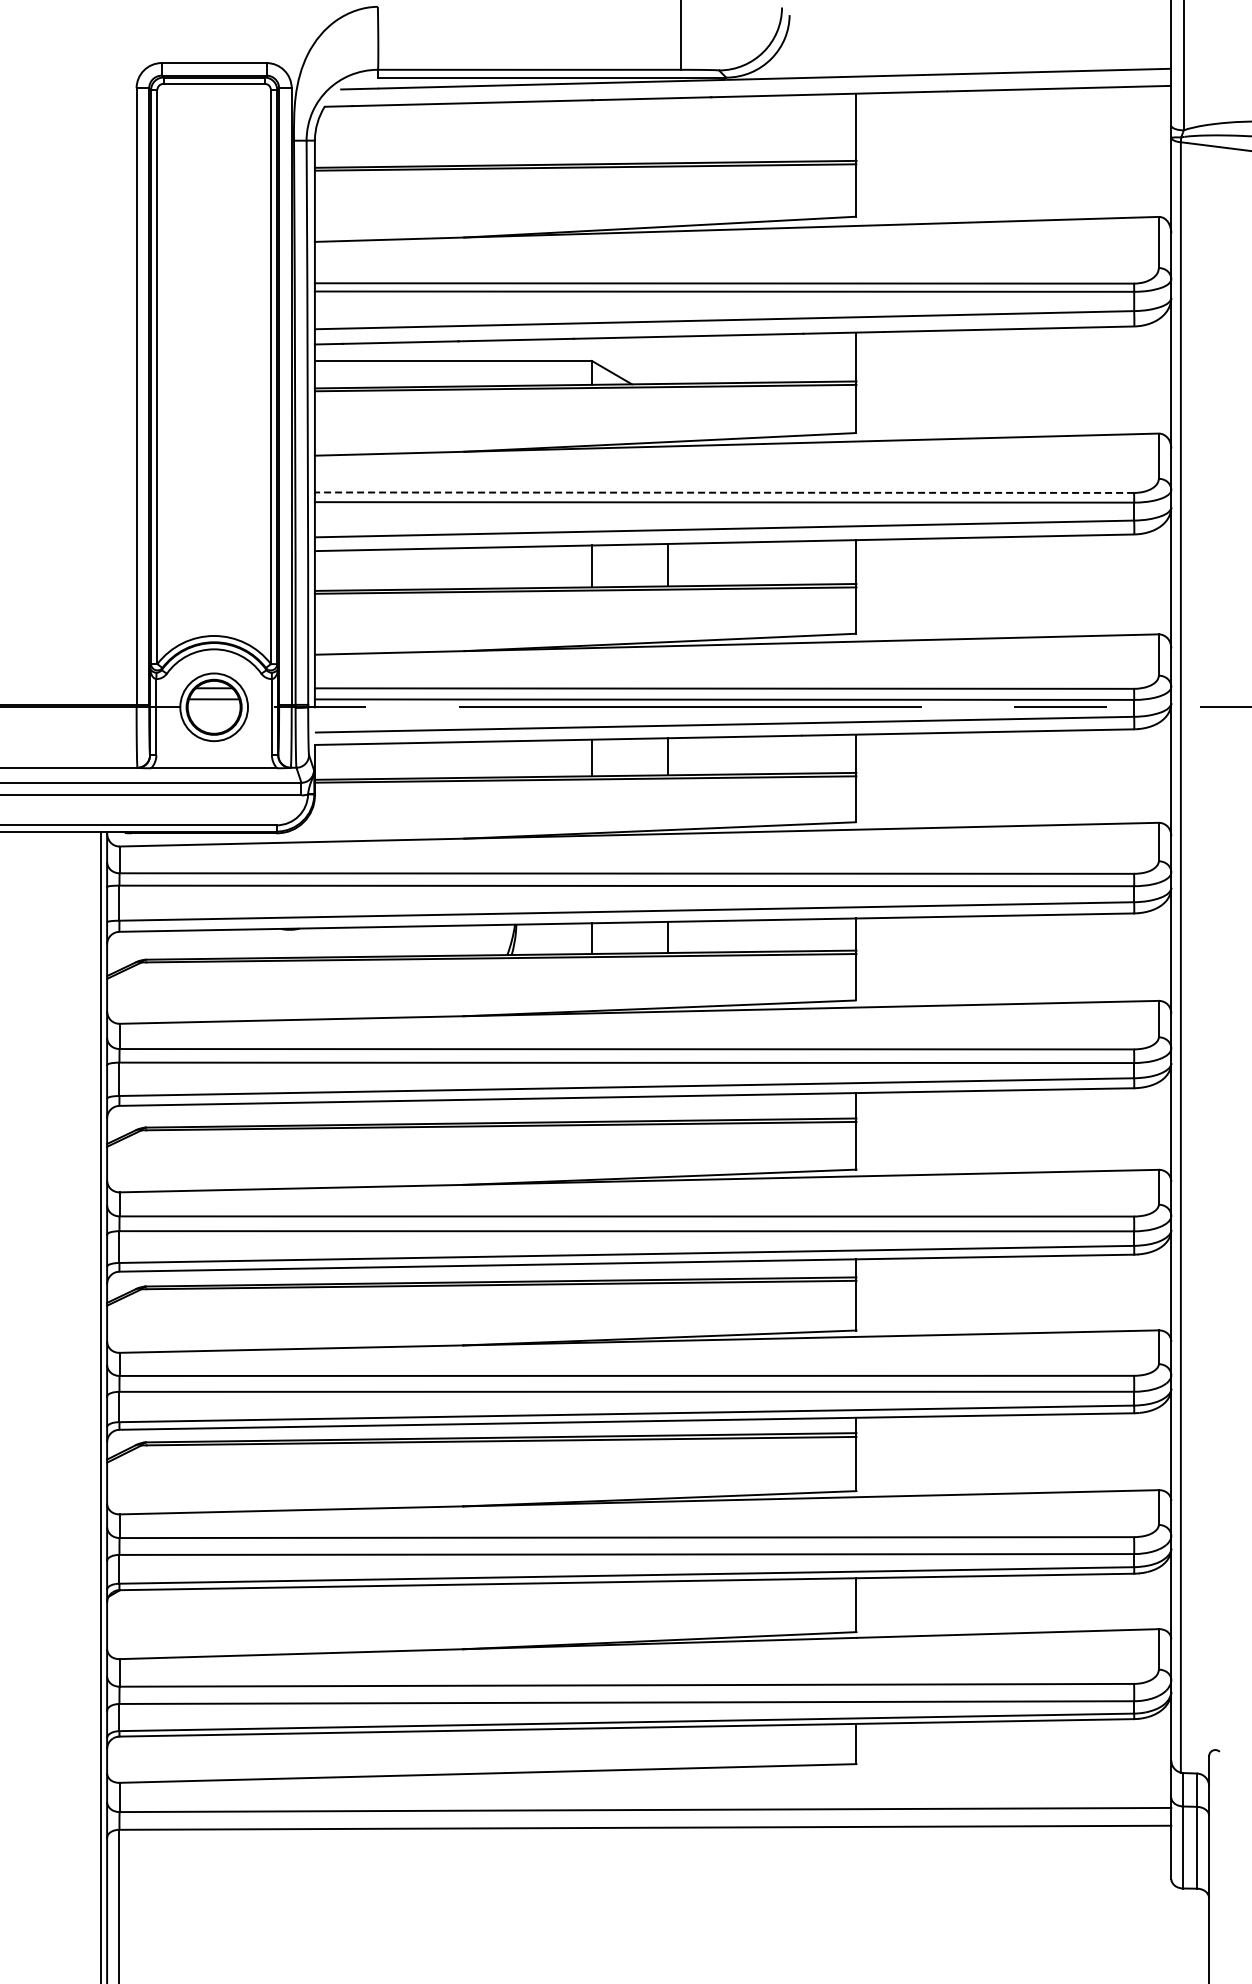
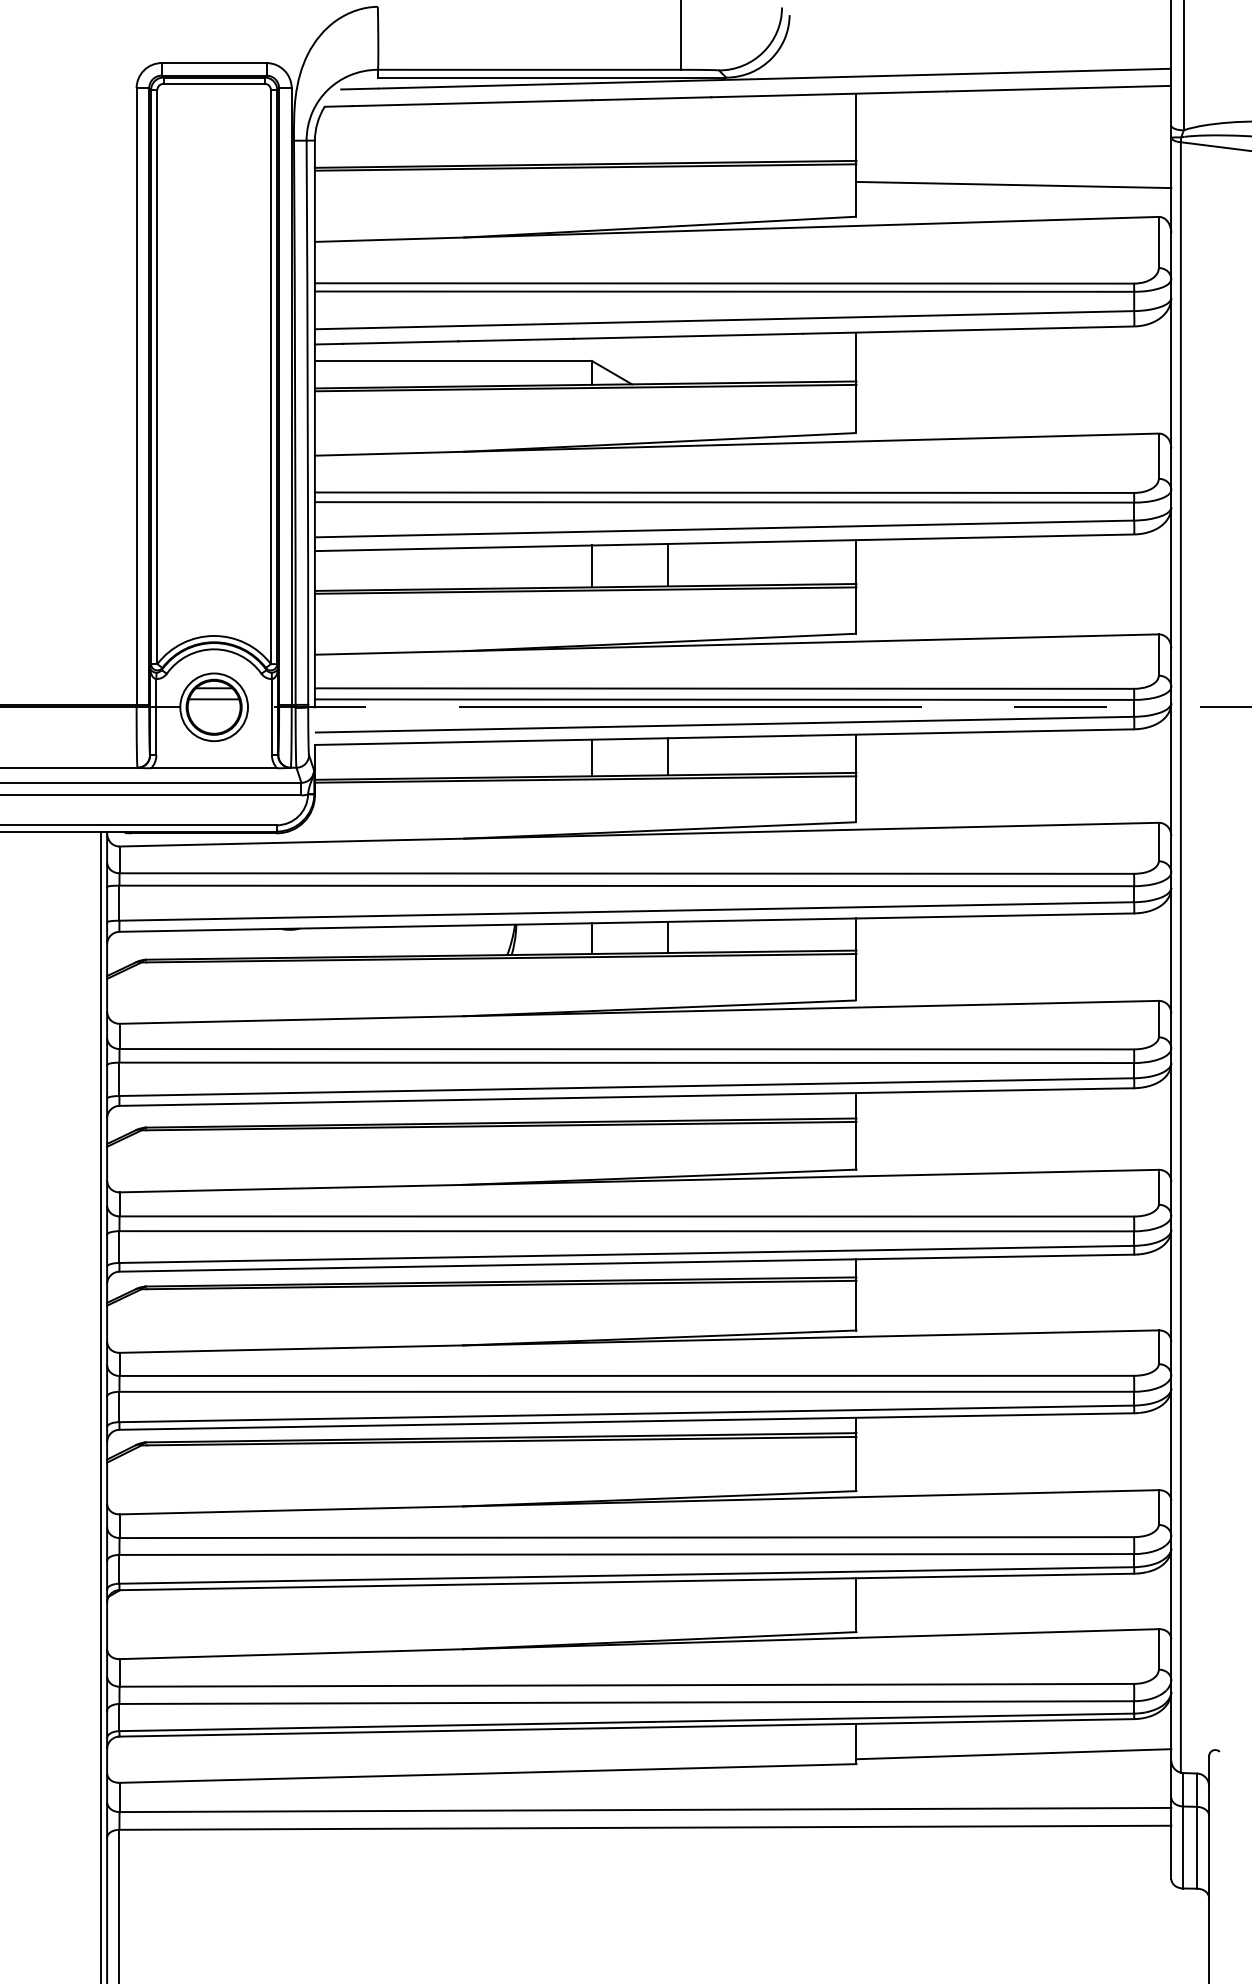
line: none -> present (1013, 184)
line: dashed -> solid (724, 492)
line: none -> present (1013, 1754)
